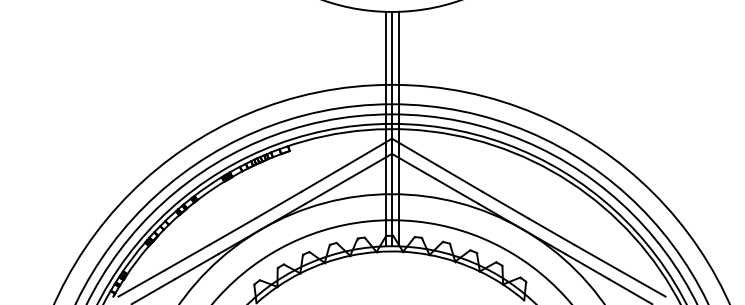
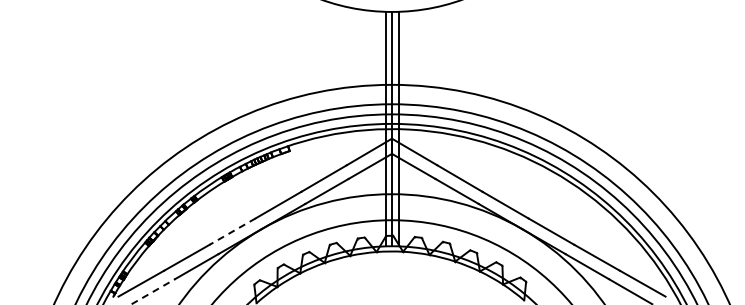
line: solid -> dashed (232, 231)
line: solid -> dashed (153, 291)
